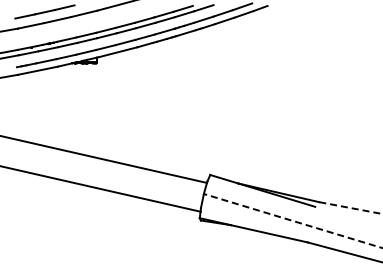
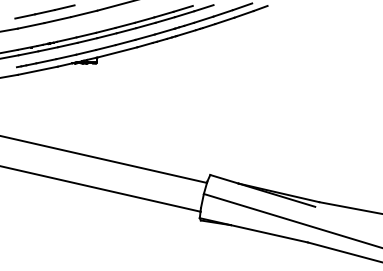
line: dashed -> solid (351, 208)
line: dashed -> solid (292, 220)
